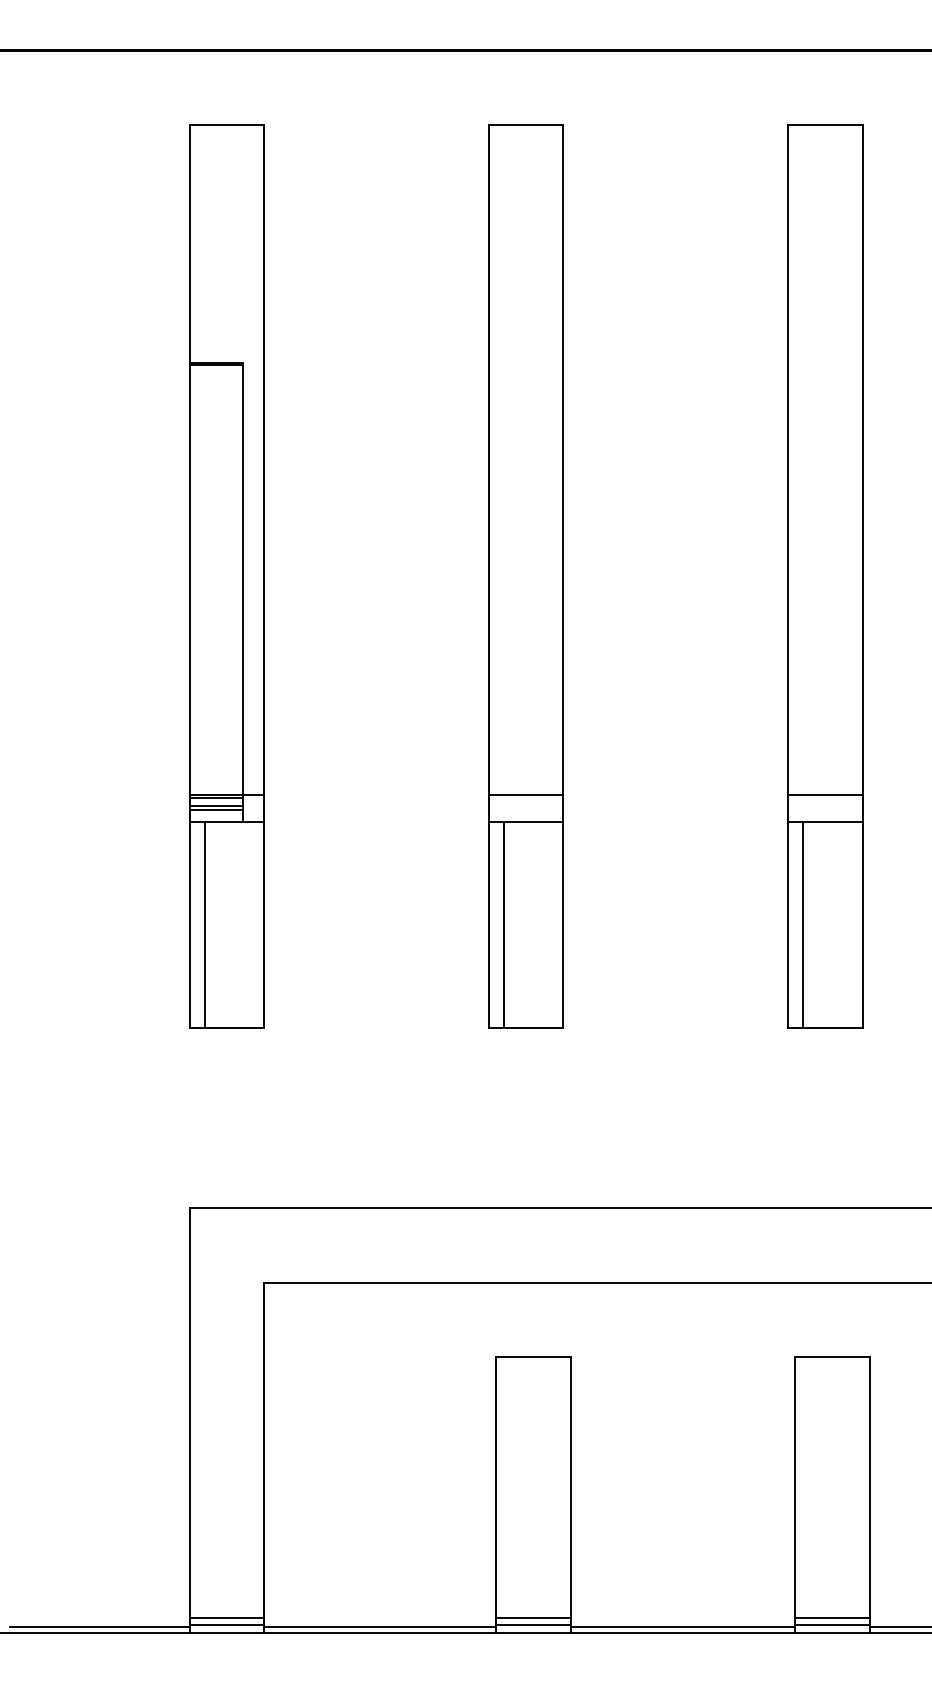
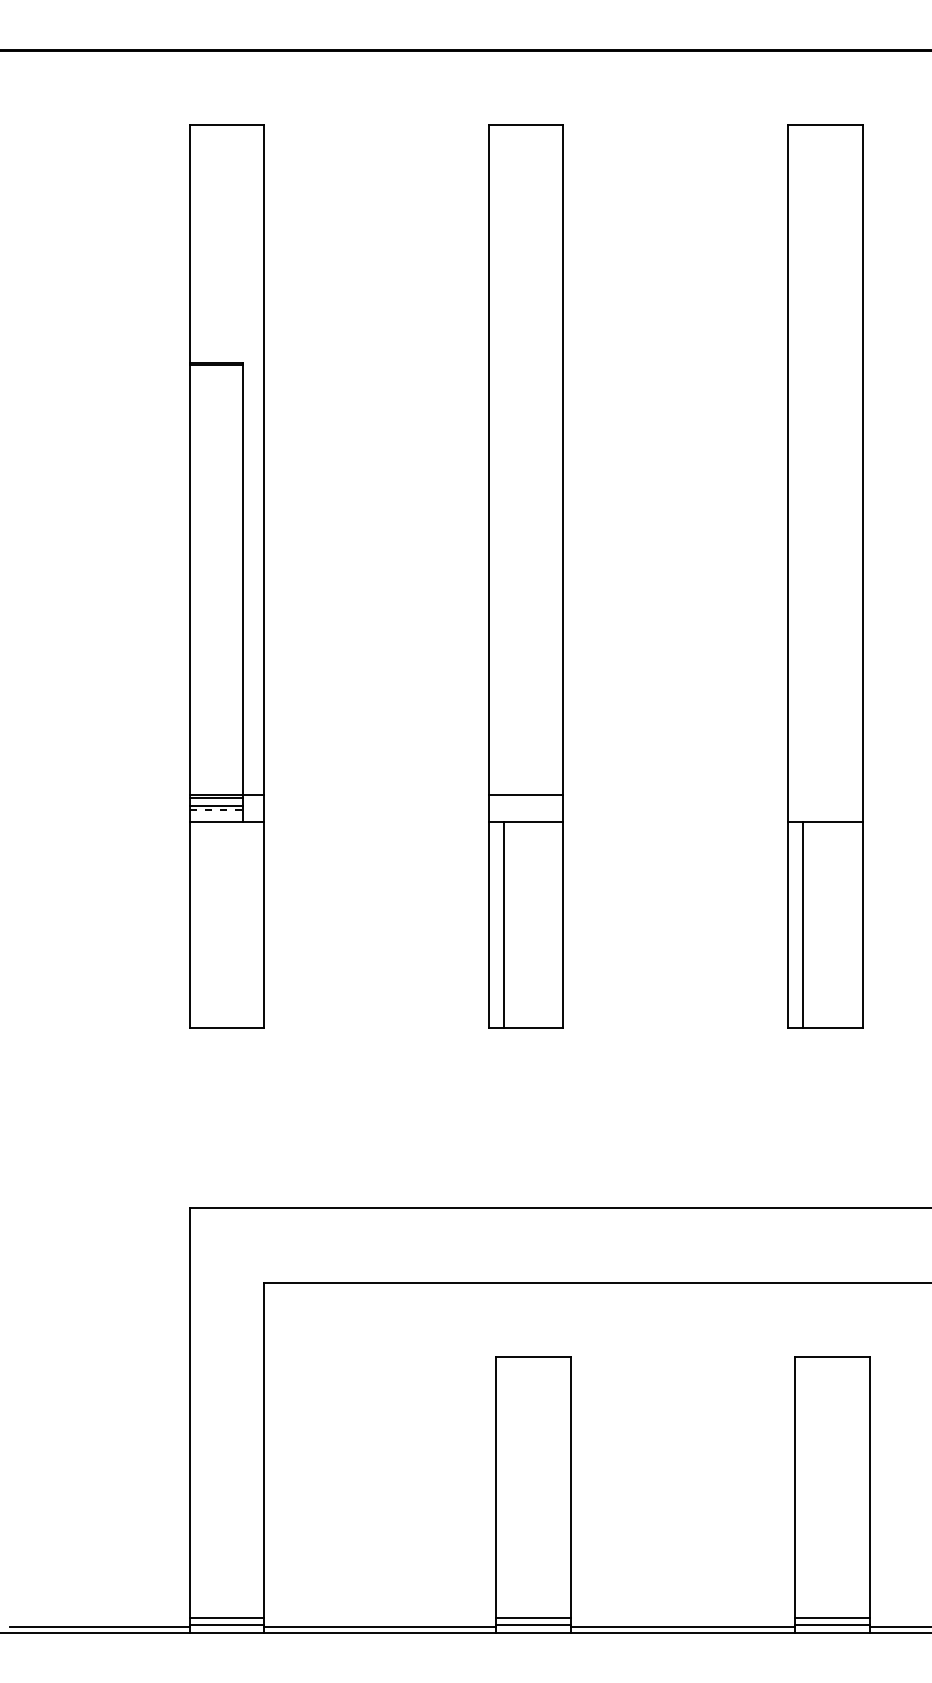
line: present -> none (824, 795)
line: solid -> dashed (216, 810)
line: present -> none (204, 925)
